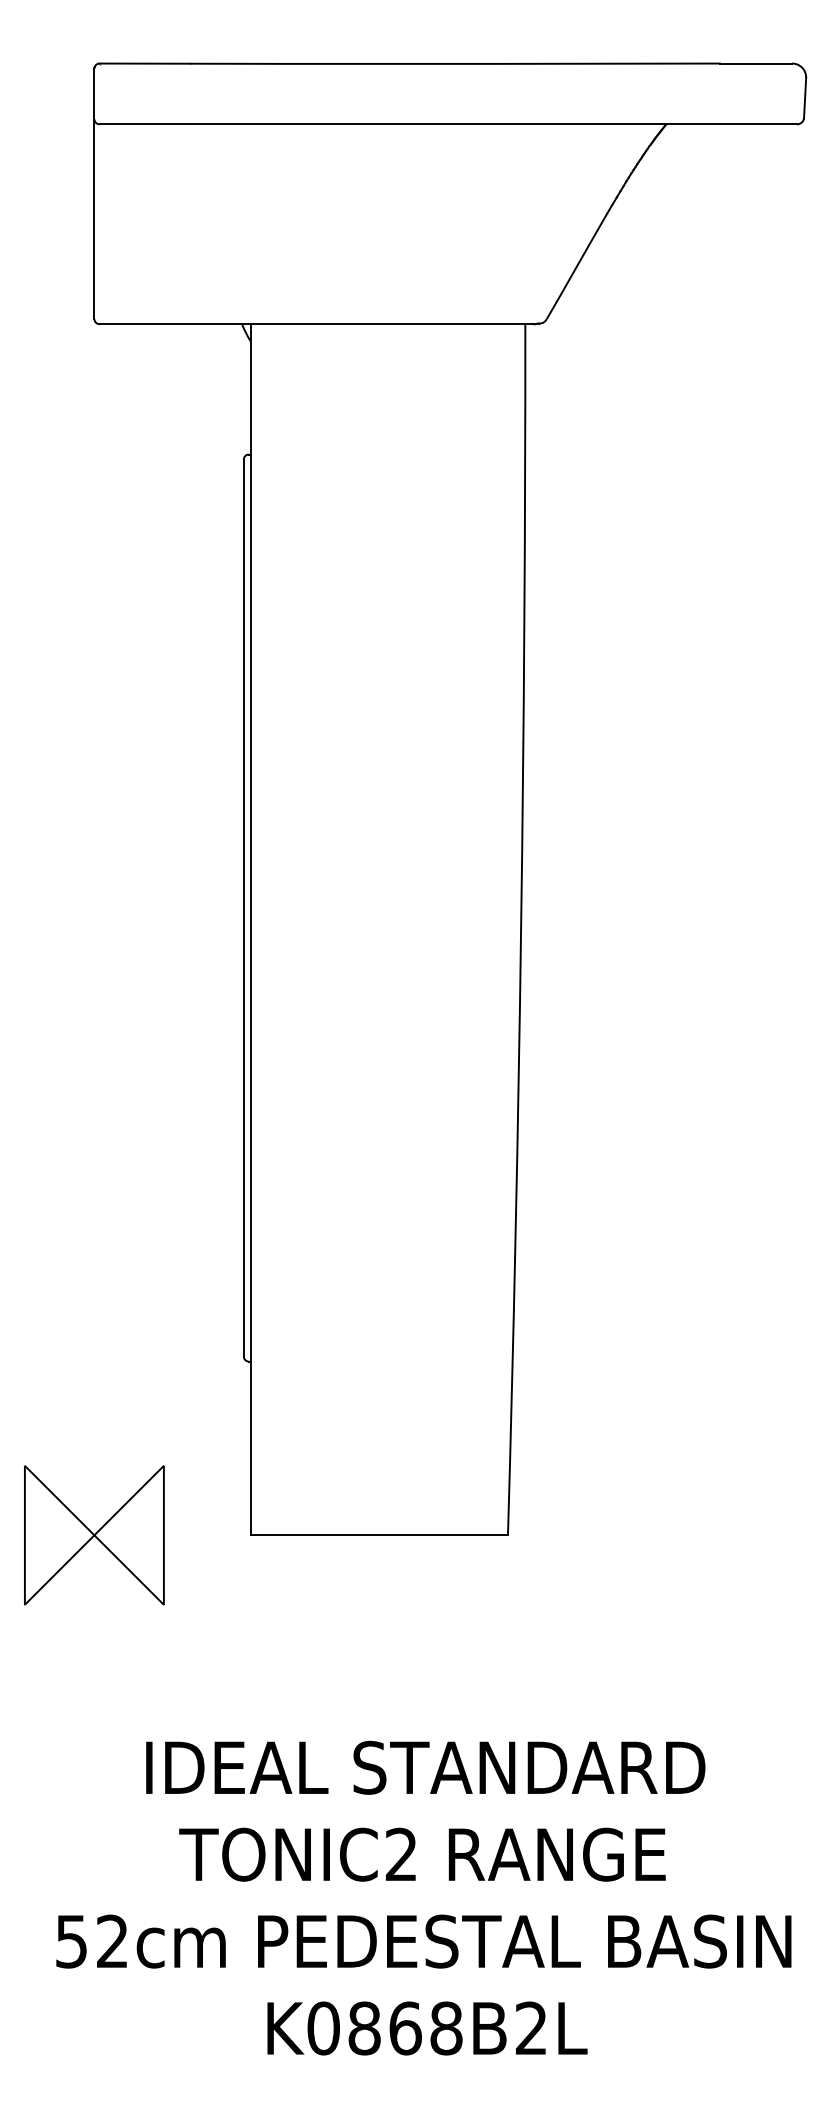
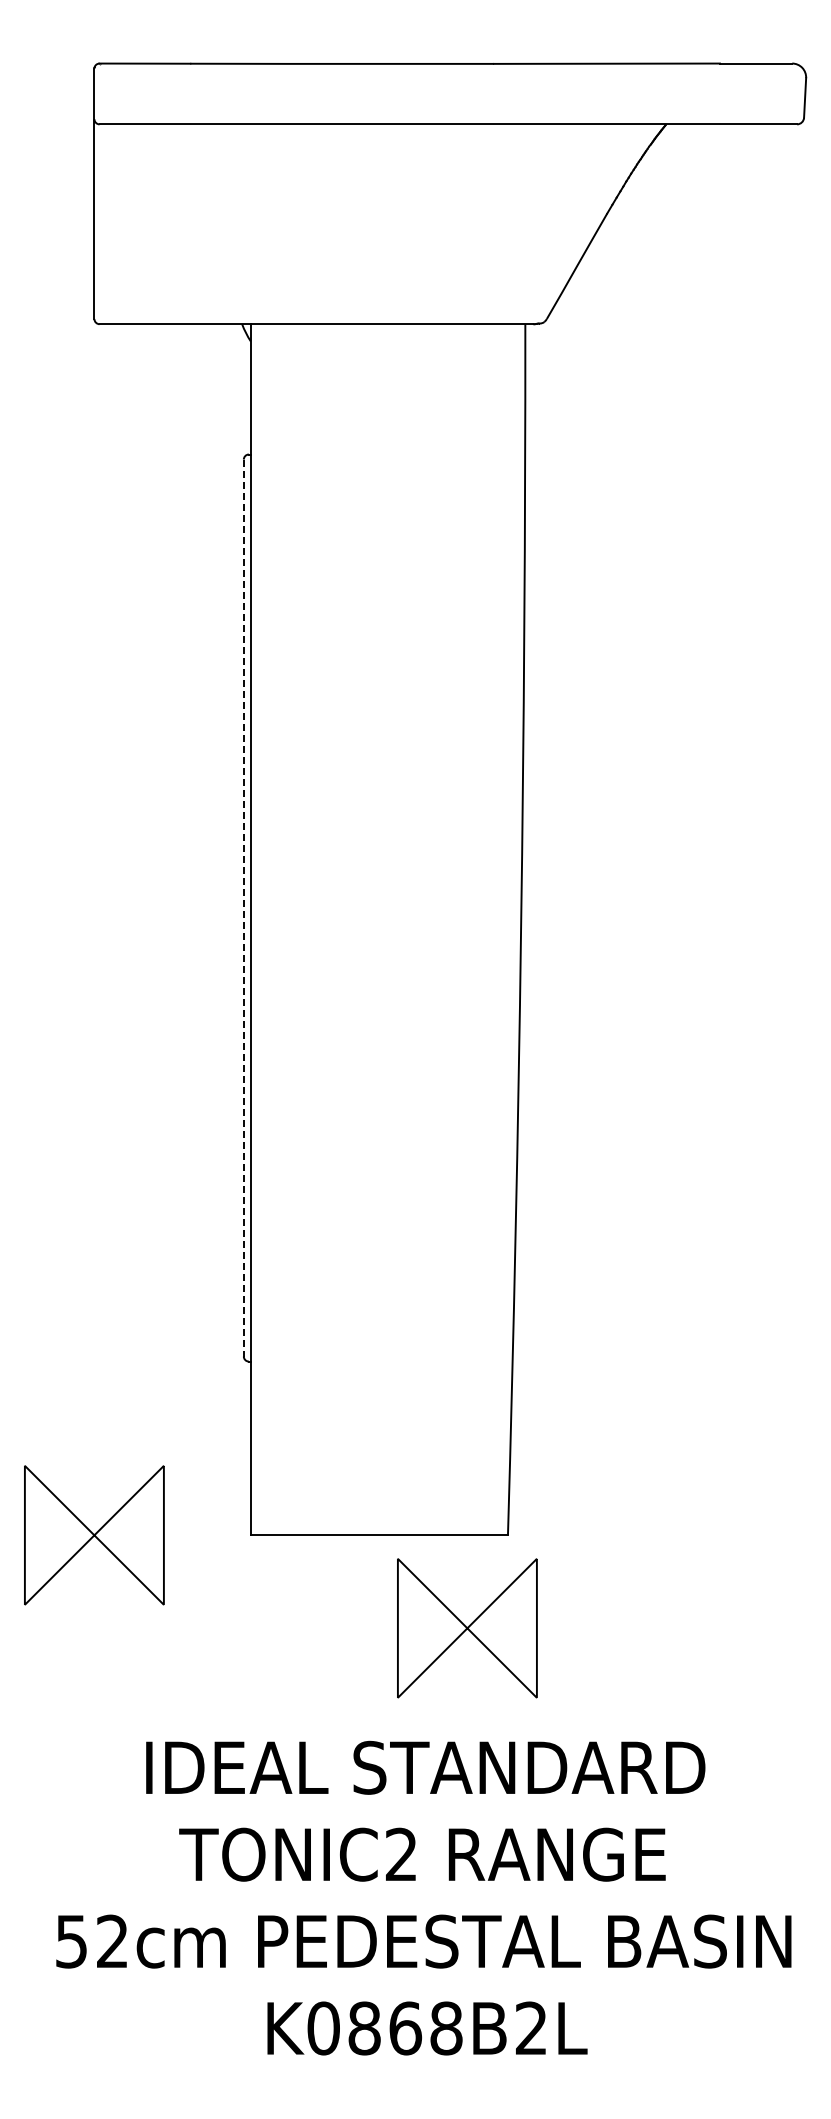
line: solid -> dashed (243, 908)
part: none -> present (467, 1628)
